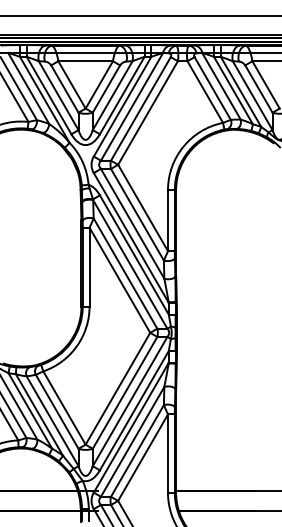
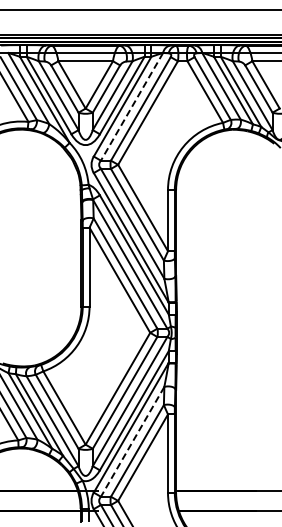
line position: (140, 15) -> (140, 9) (140, 9)
line: solid -> dashed (131, 107)
line: solid -> dashed (132, 442)
